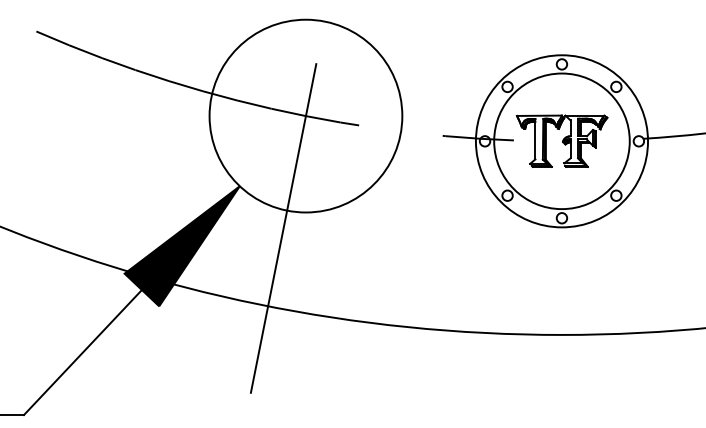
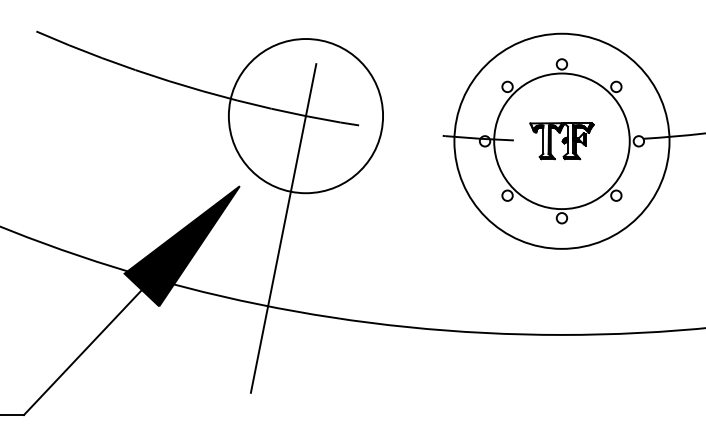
circle diameter: 193 px -> 154 px (305, 116)
part size: 94x54 px -> 66x39 px (561, 141)
circle diameter: 172 px -> 215 px (561, 140)
